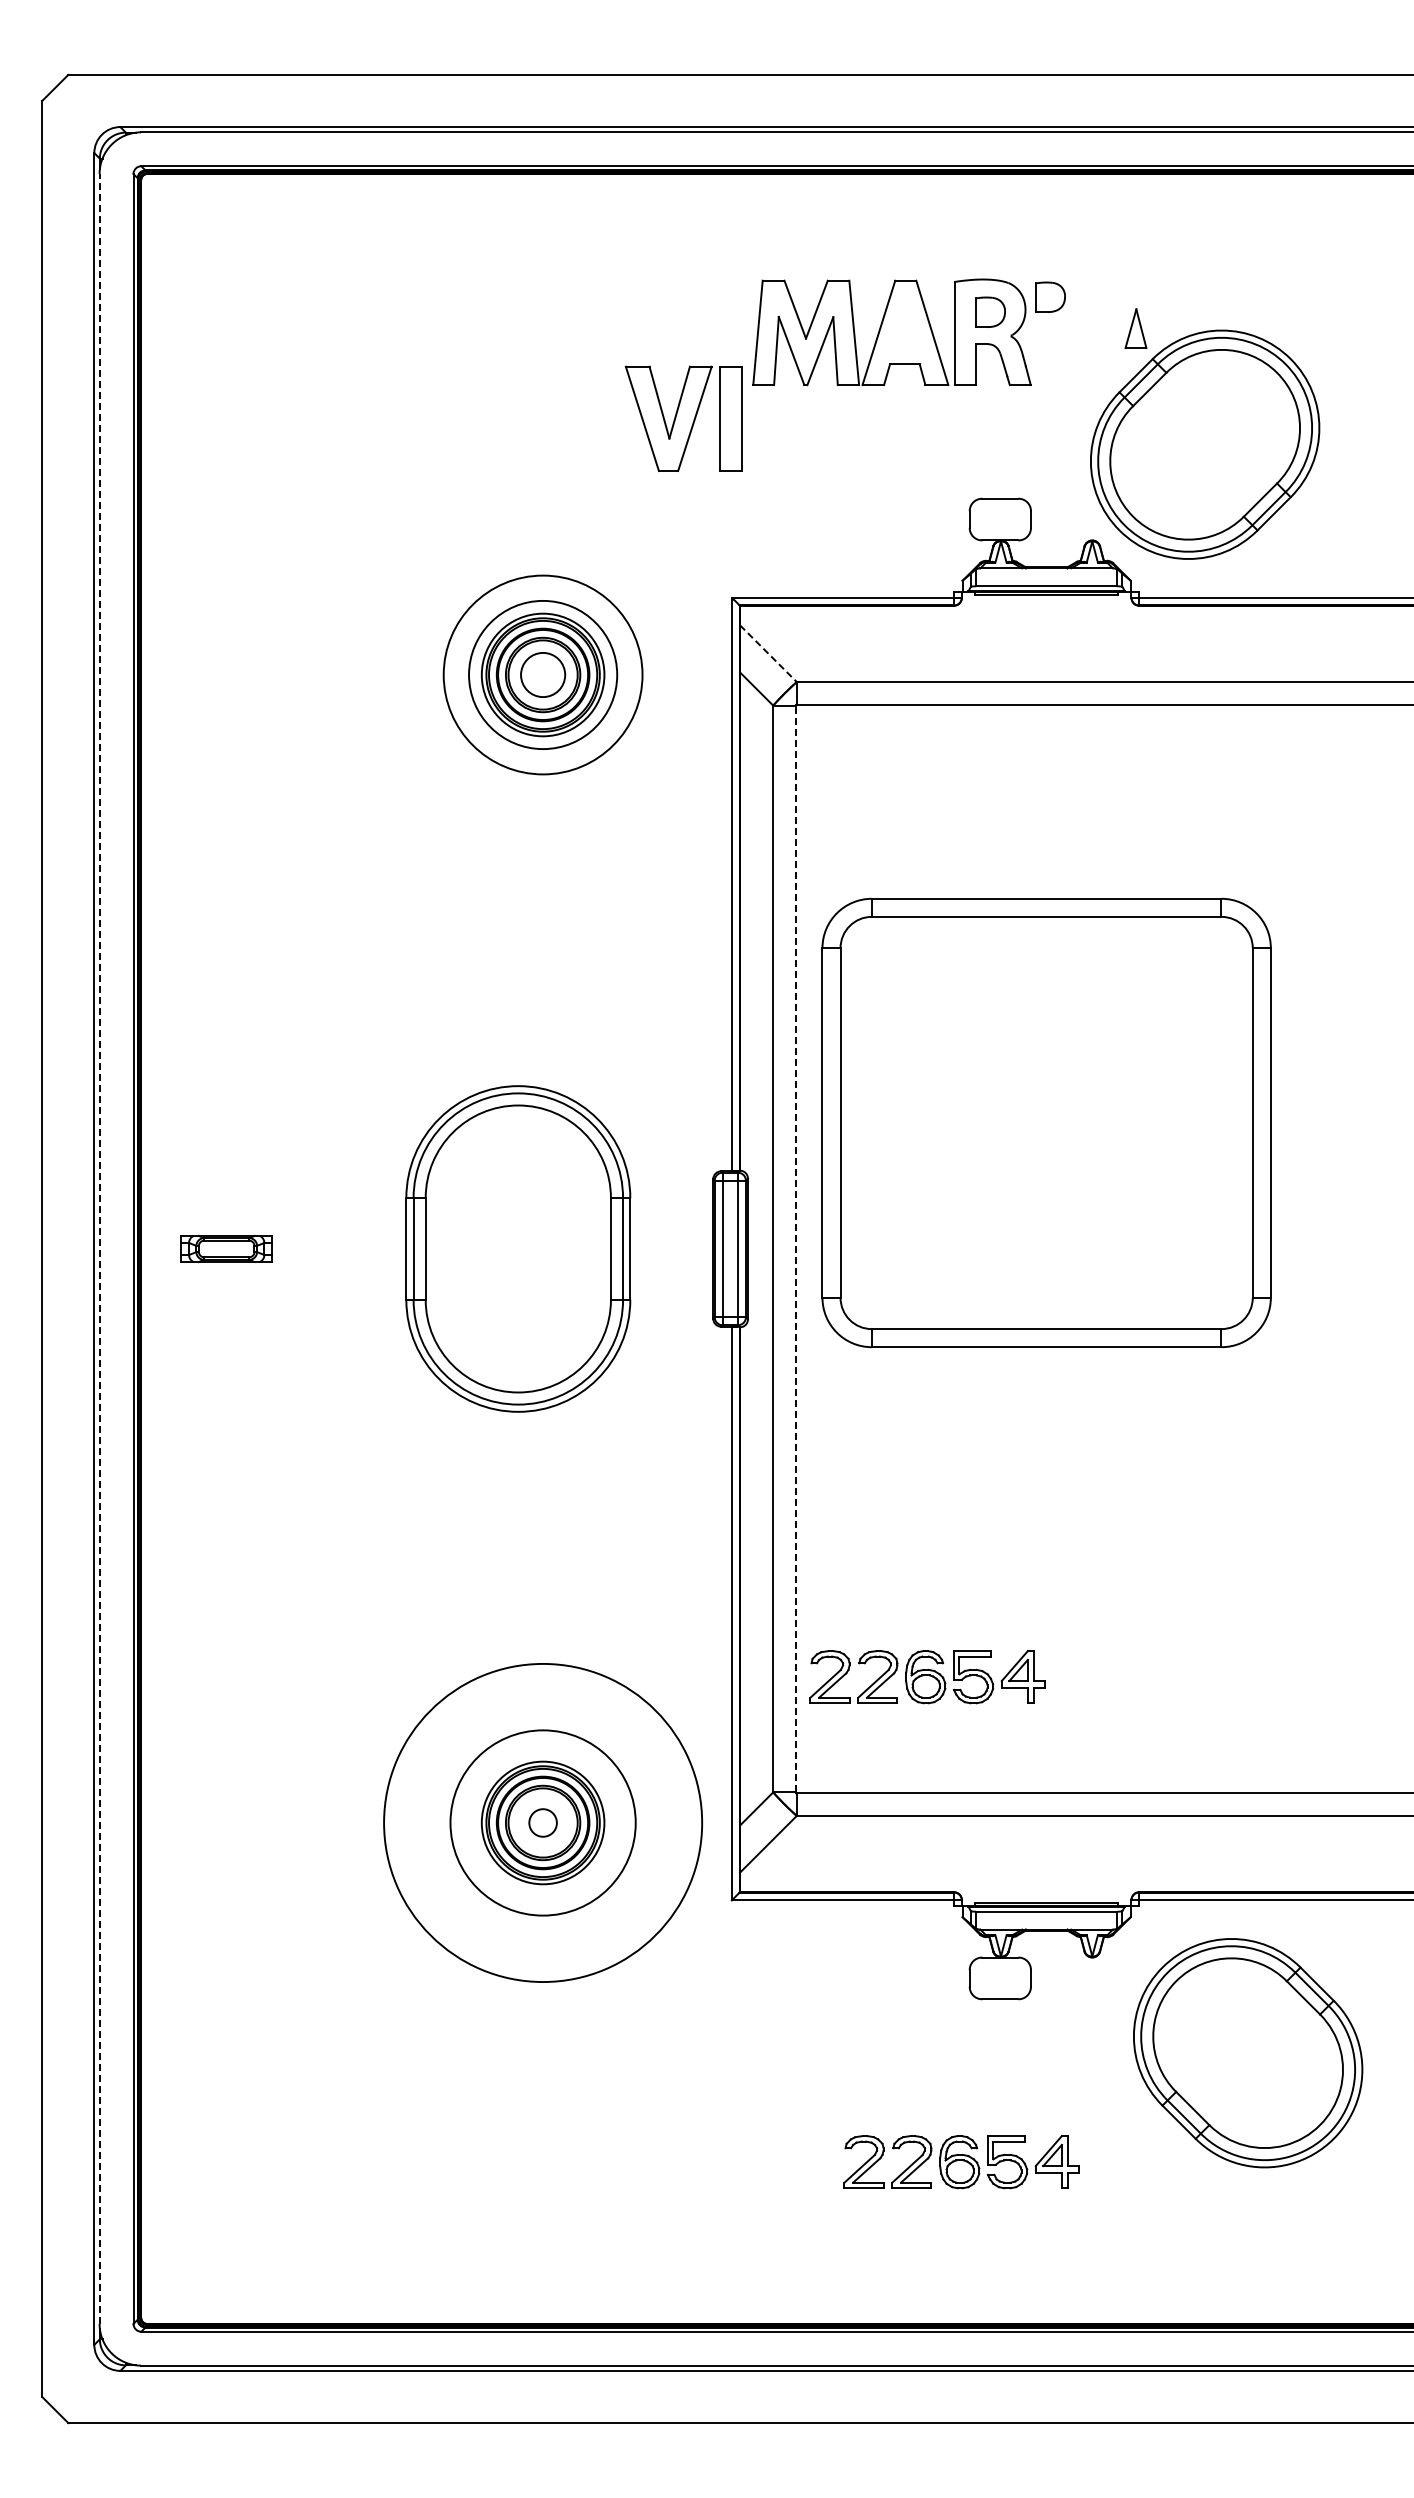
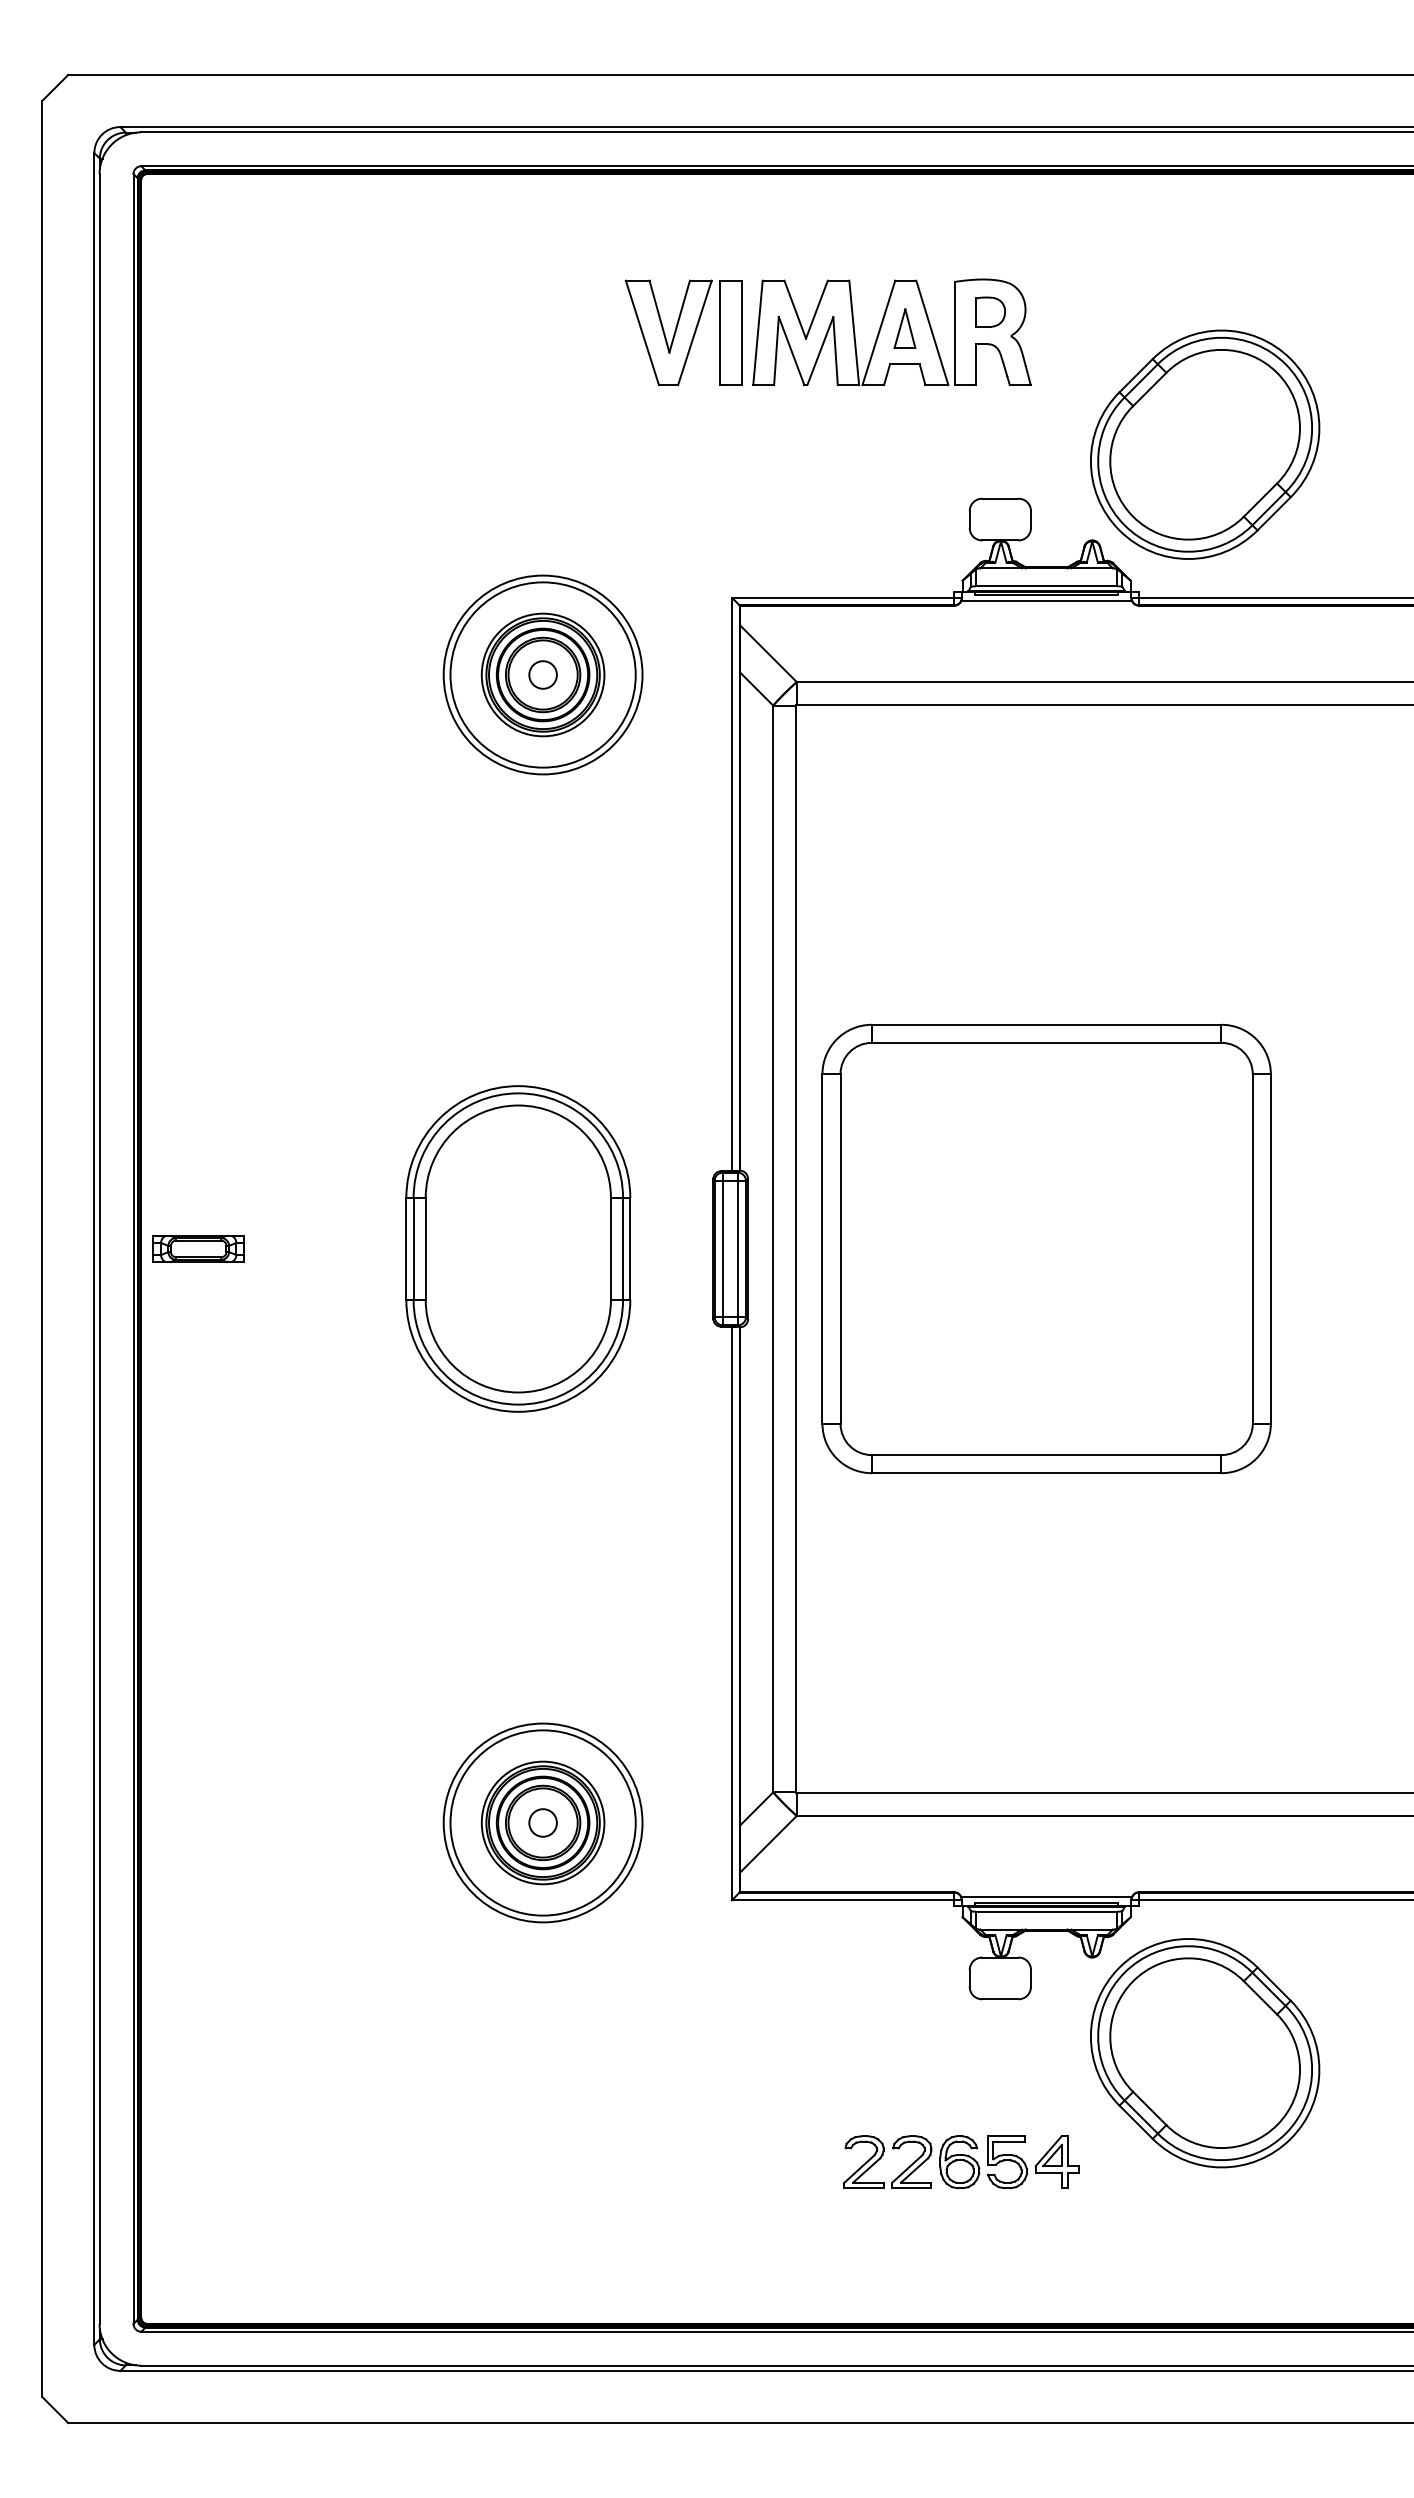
part: present -> none (1050, 296)
part position: (1135, 328) -> (904, 328) (904, 328)
part position: (683, 418) -> (683, 332) (683, 332)
line: none -> present (1046, 600)
line: dashed -> solid (768, 654)
circle diameter: 148 px -> 185 px (542, 674)
circle diameter: 44 px -> 28 px (542, 674)
part position: (1046, 1122) -> (1046, 1248) (1046, 1248)
line: dashed -> solid (99, 1248)
part position: (226, 1248) -> (198, 1248) (198, 1248)
line: dashed -> solid (795, 1248)
part: present -> none (927, 1677)
circle diameter: 318 px -> 199 px (542, 1822)
line: none -> present (1046, 1897)
part position: (1248, 2053) -> (1205, 2053) (1205, 2053)
